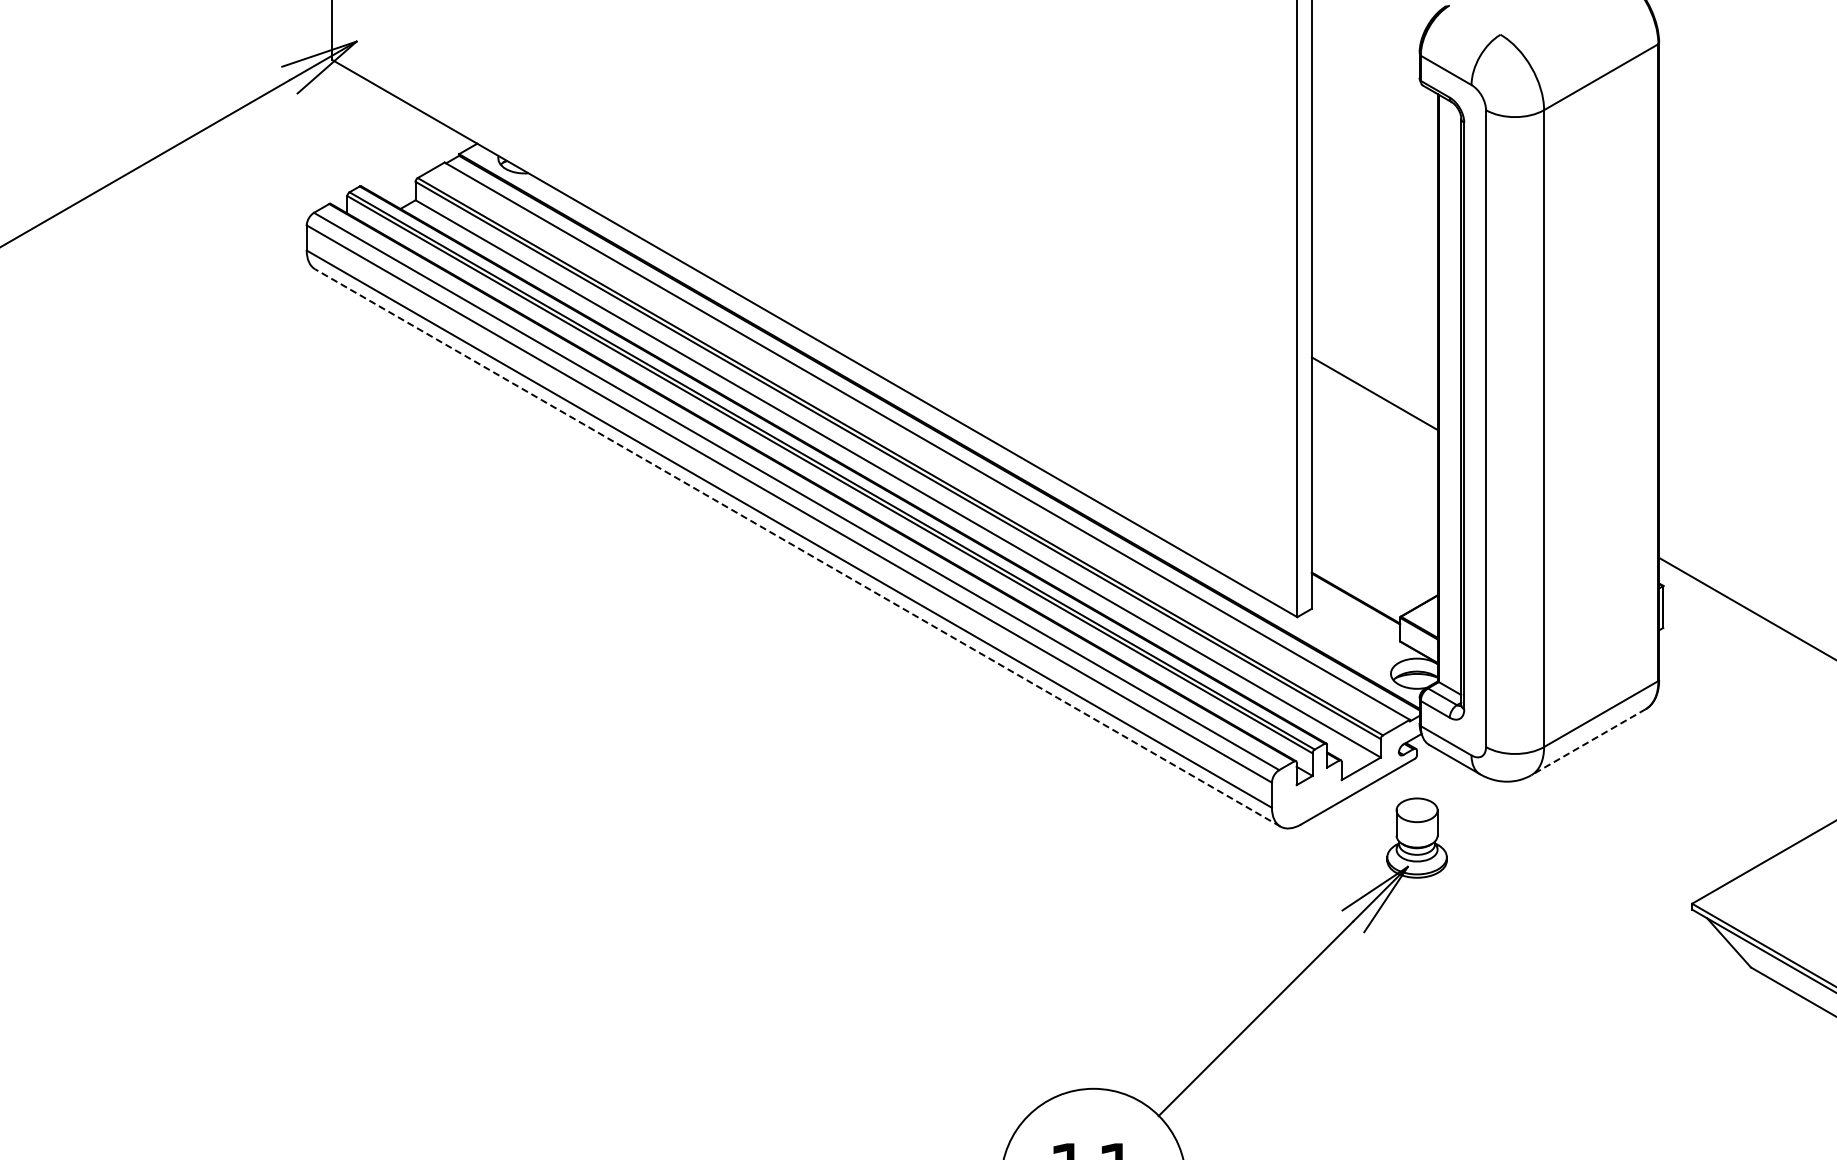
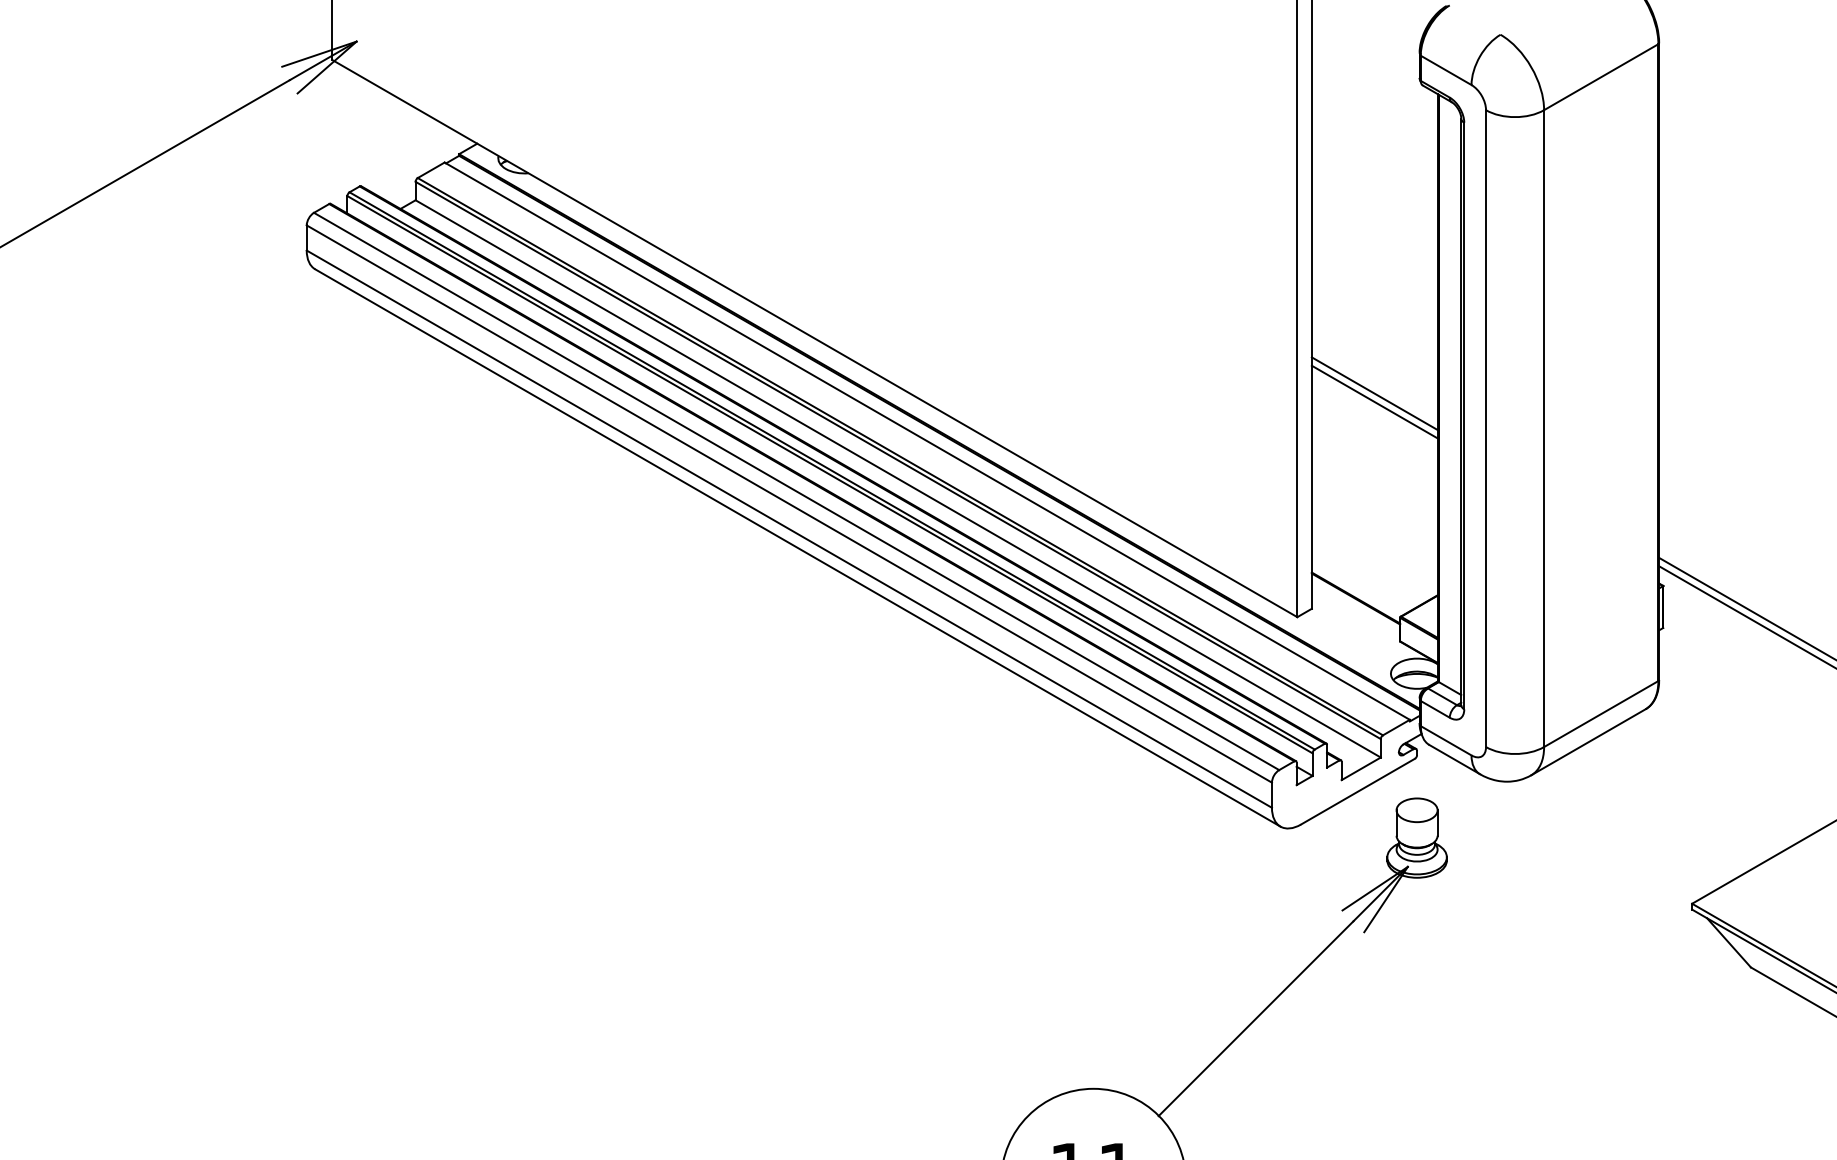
line: none -> present (1374, 401)
line: dashed -> solid (797, 547)
line: none -> present (1746, 616)
line: dashed -> solid (1588, 742)
